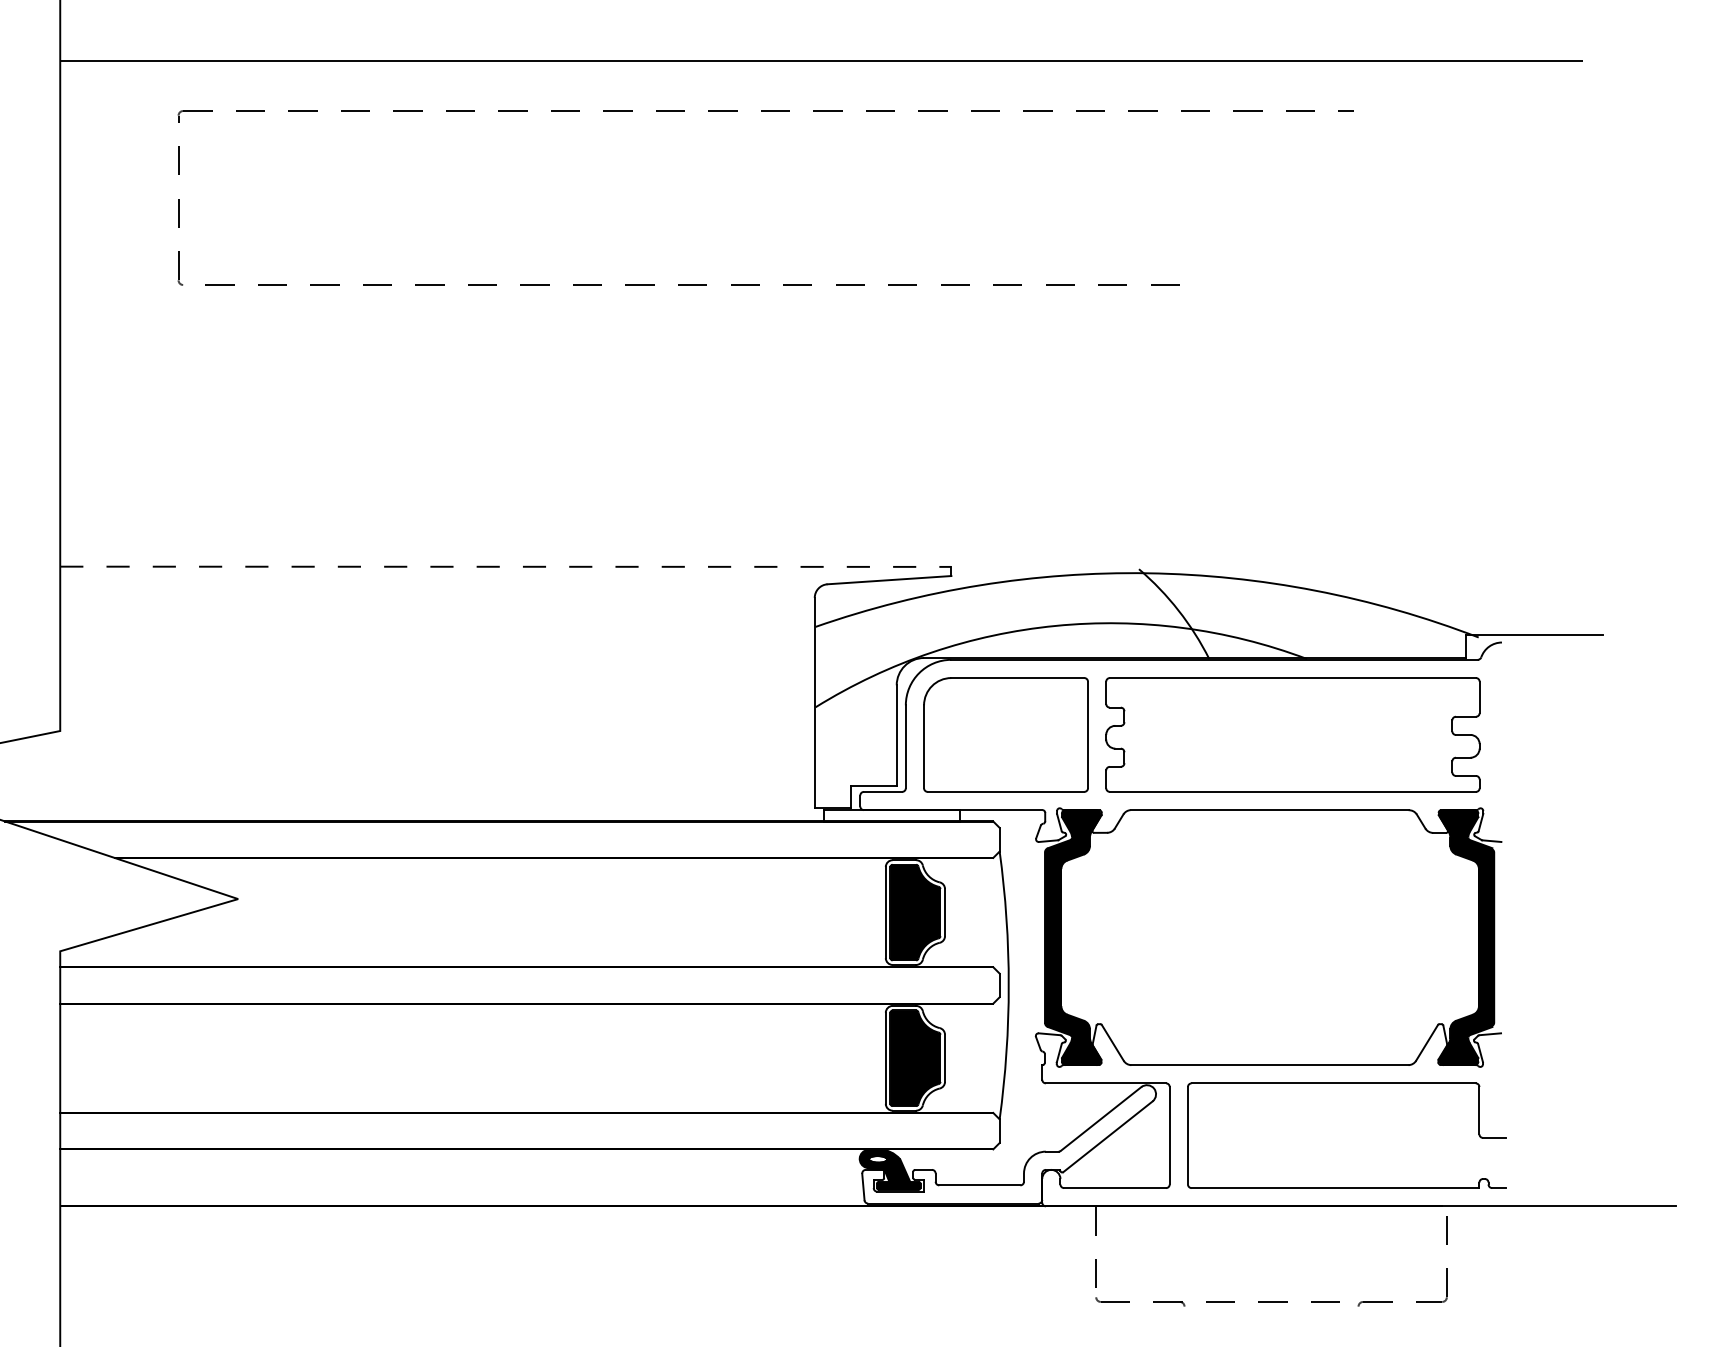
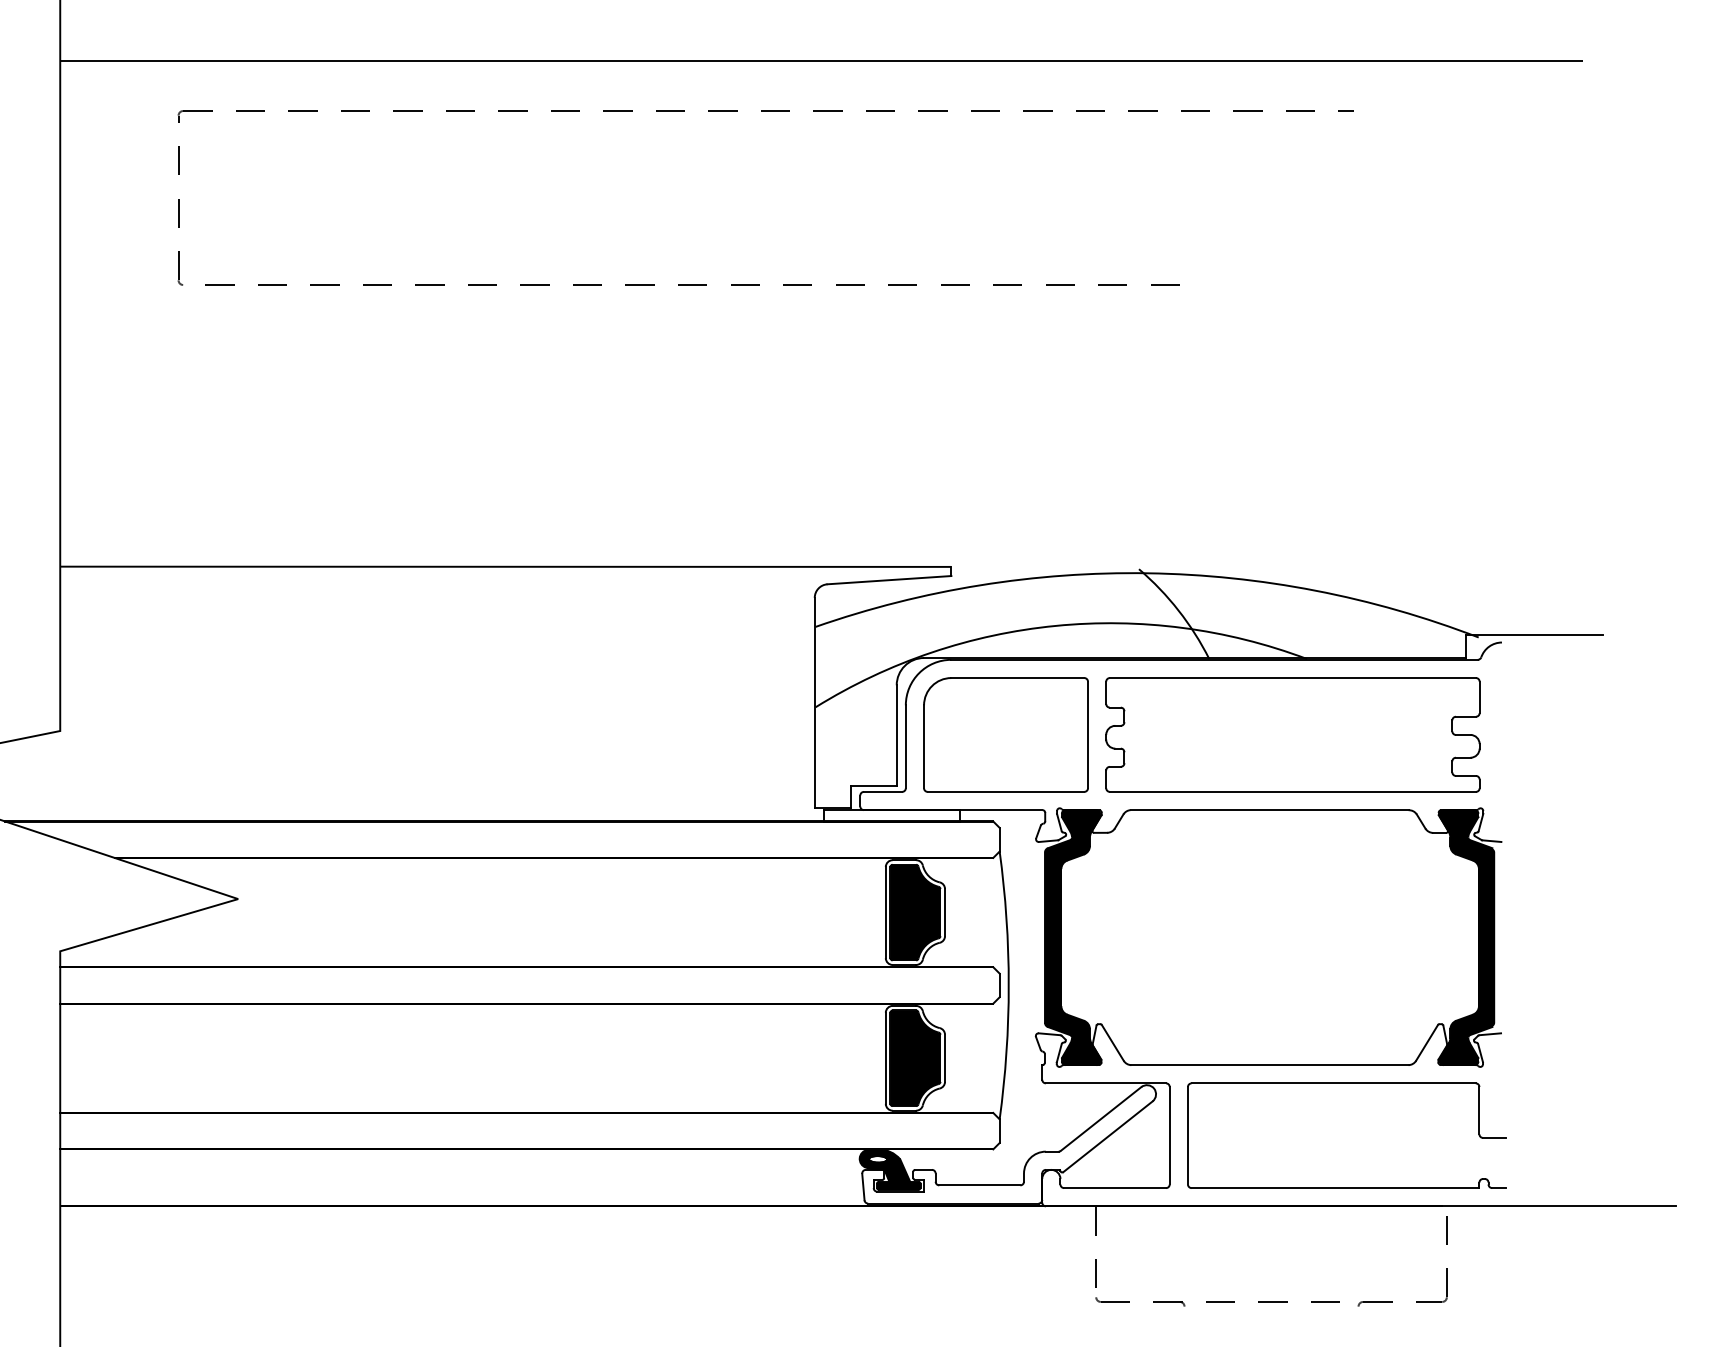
line: dashed -> solid (505, 566)
